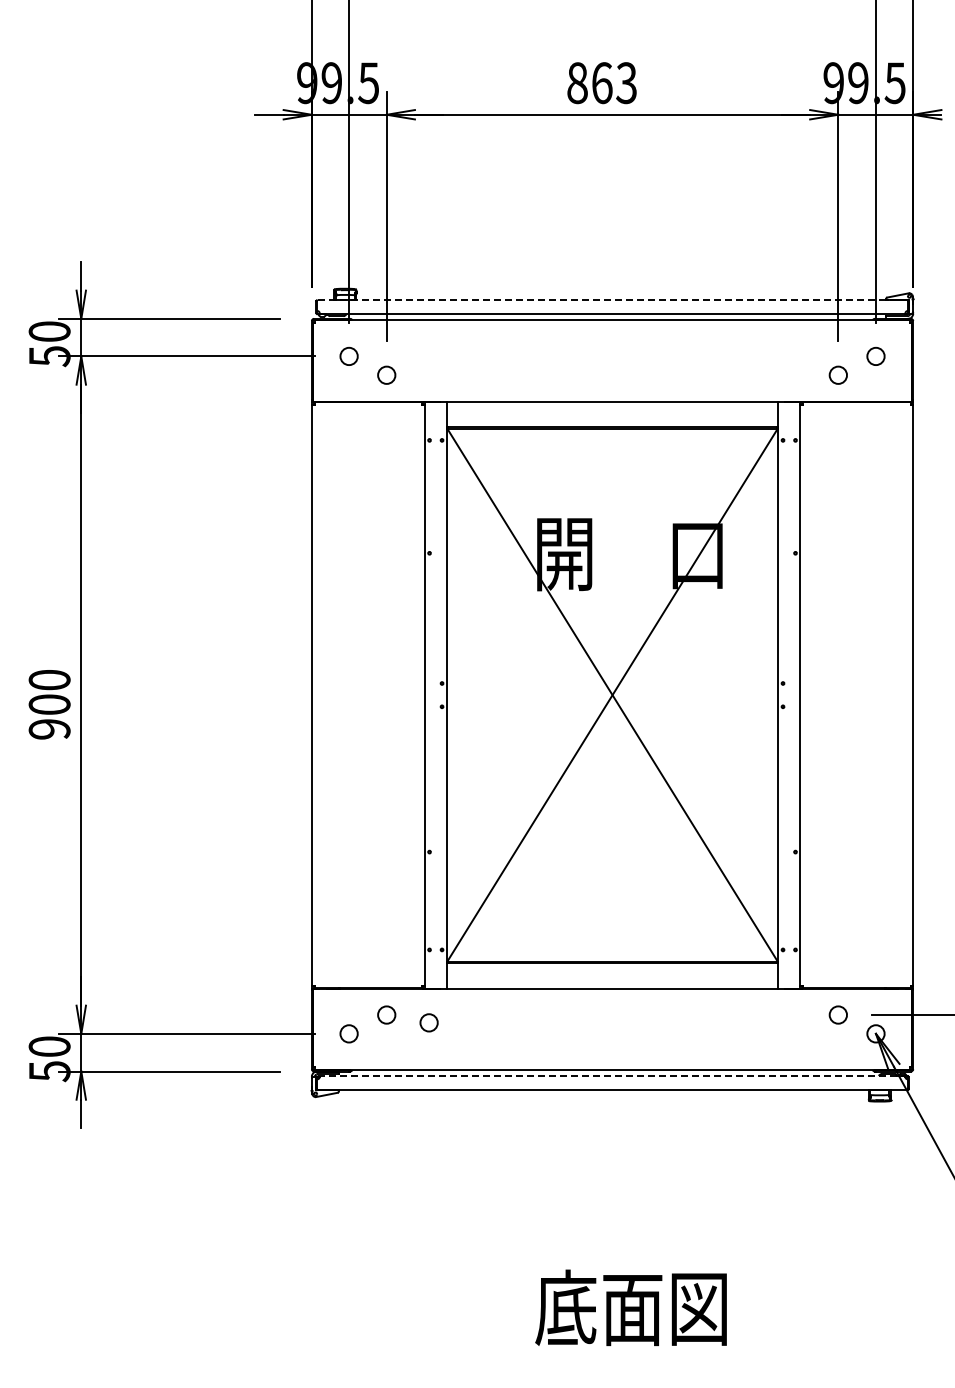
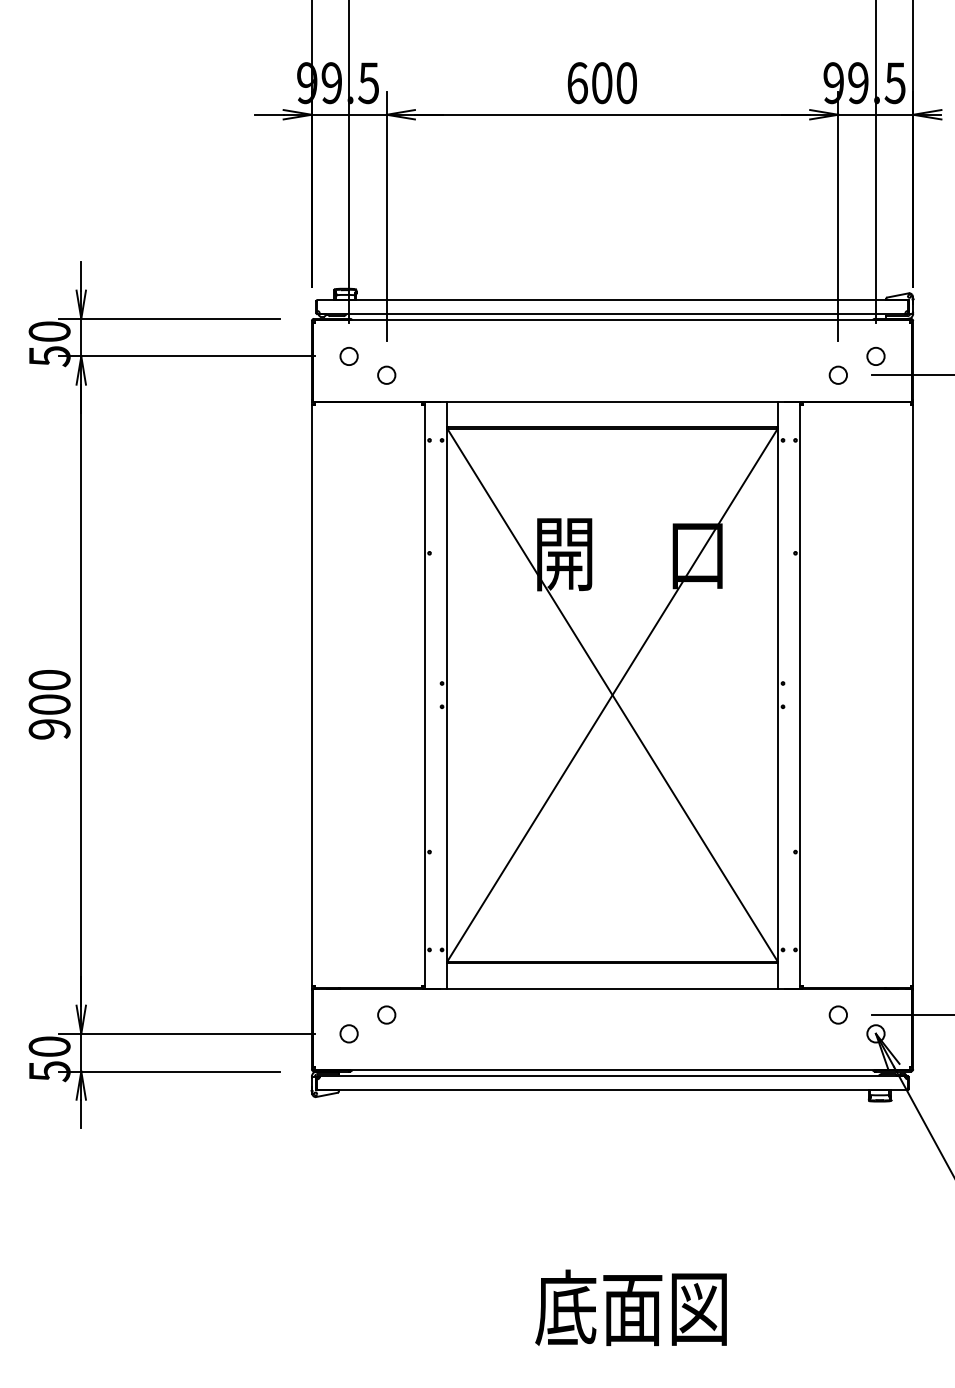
text: 863 -> 600 (601, 83)
line: dashed -> solid (613, 300)
line: none -> present (911, 375)
circle: present -> none (428, 1022)
line: dashed -> solid (612, 1076)
